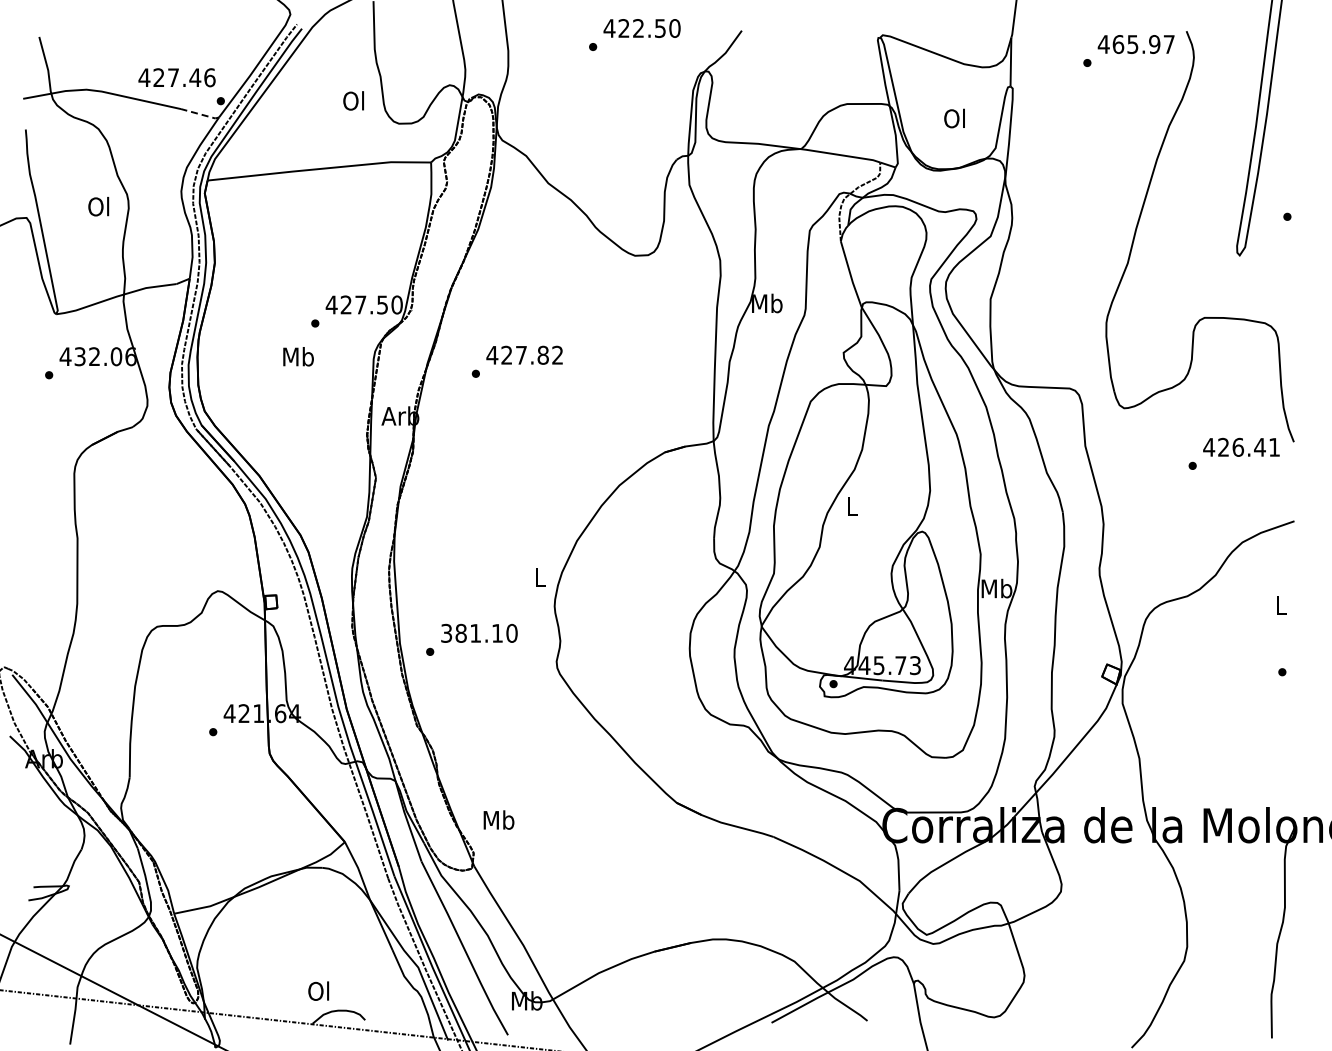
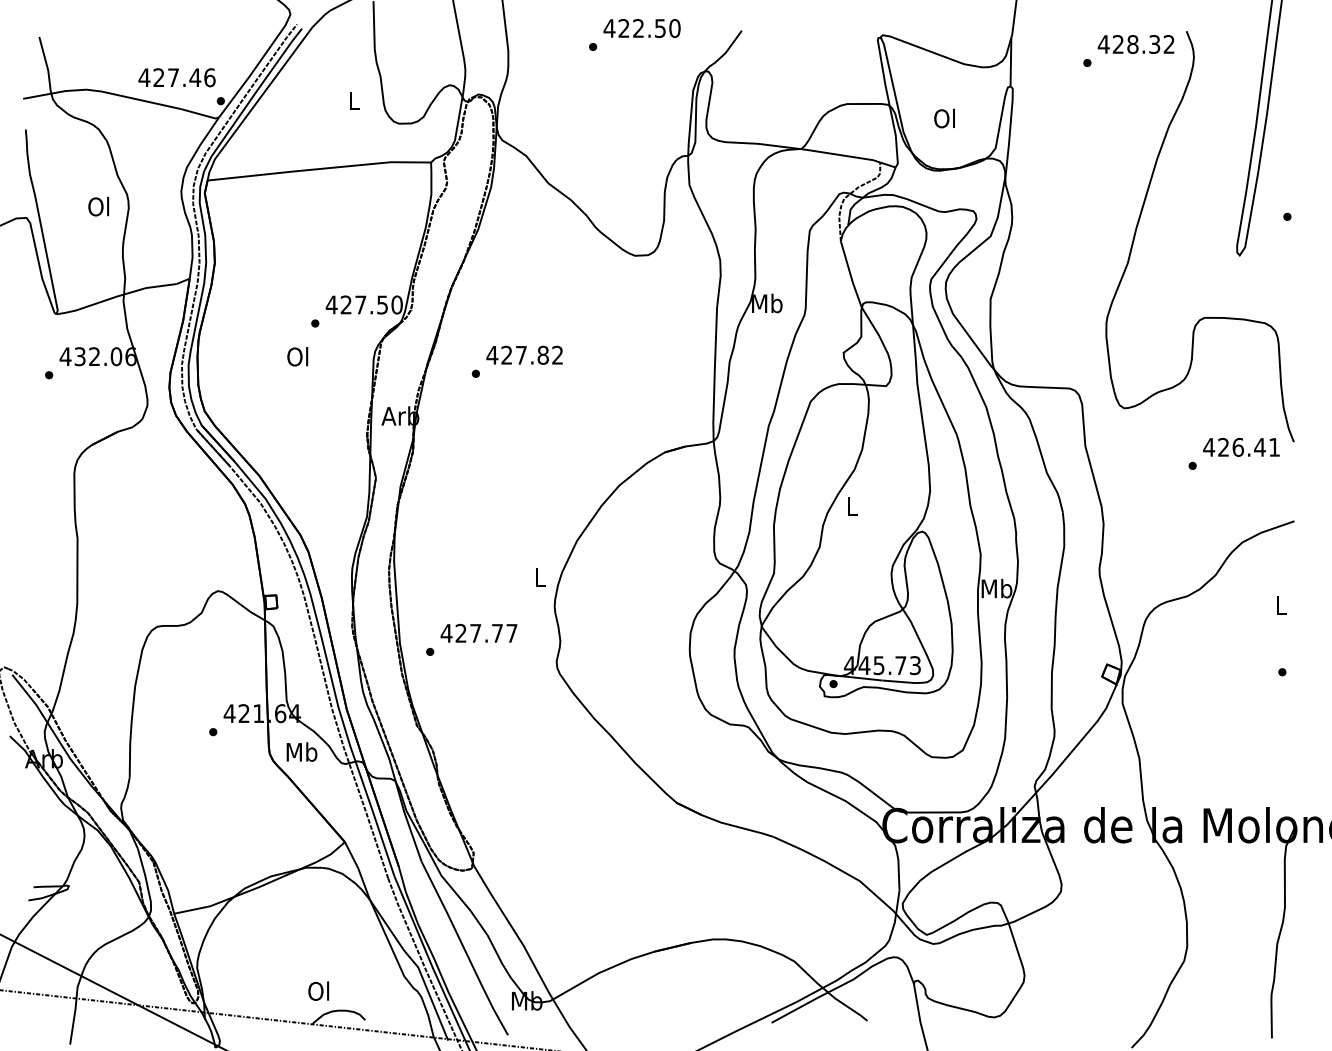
text: 465.97 -> 428.32 (1143, 44)
text: Ol -> L (353, 100)
line: dashed -> solid (200, 114)
text position: (954, 118) -> (944, 118) (944, 118)
text: Mb -> Ol (298, 356)
text: 381.10 -> 427.77 (478, 632)
text position: (498, 819) -> (301, 751) (301, 751)
